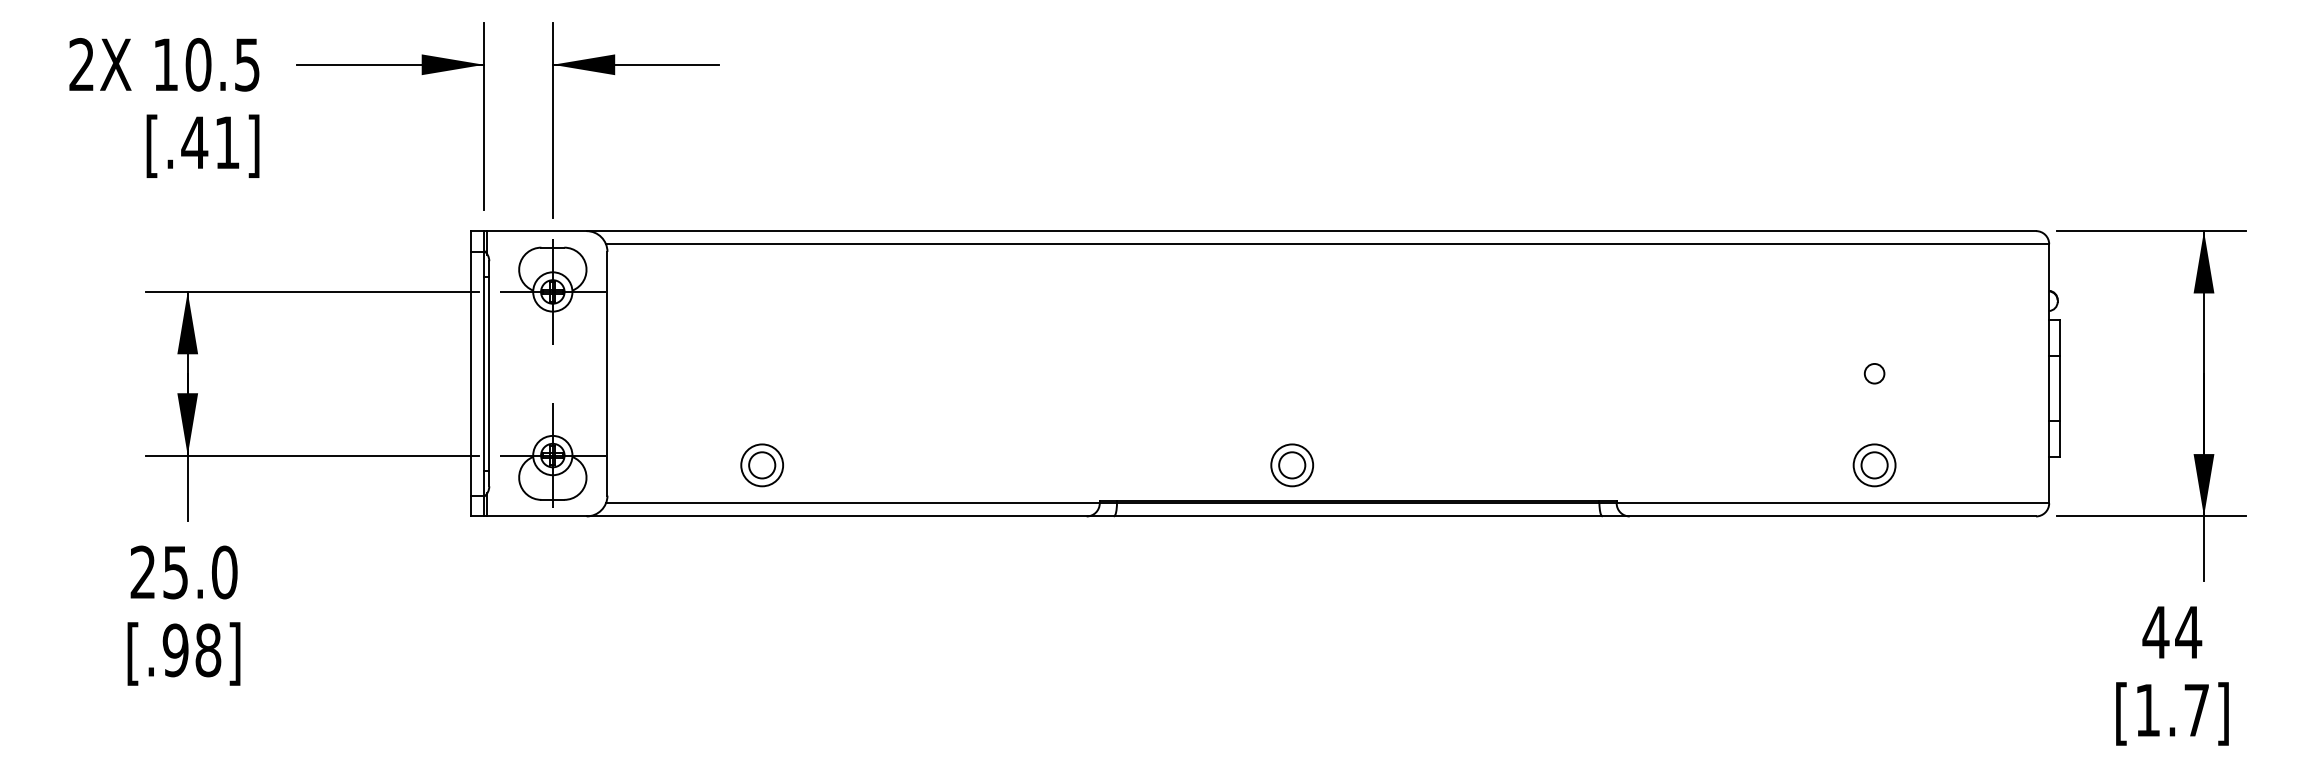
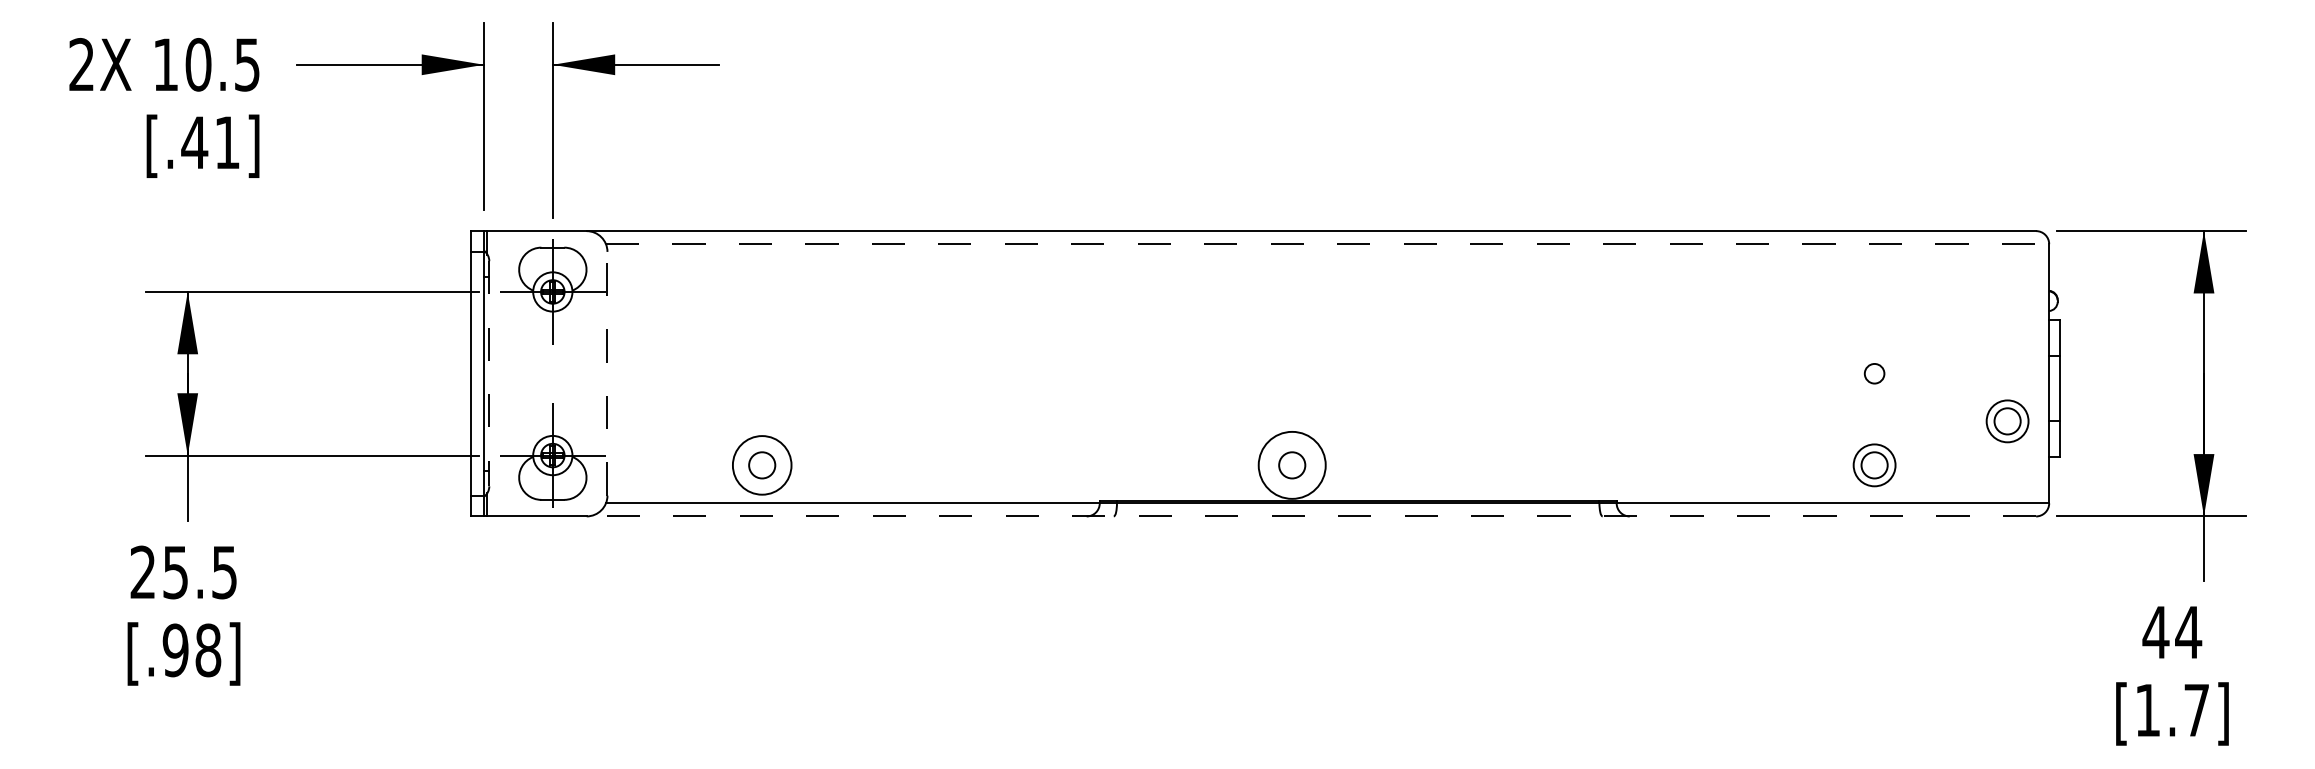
line: solid -> dashed (1327, 244)
line: solid -> dashed (489, 373)
line: solid -> dashed (607, 373)
part: none -> present (2007, 421)
circle diameter: 42 px -> 59 px (761, 465)
circle diameter: 42 px -> 67 px (1291, 464)
line: solid -> dashed (1311, 516)
text: 25.0 -> 25.5 (224, 572)
